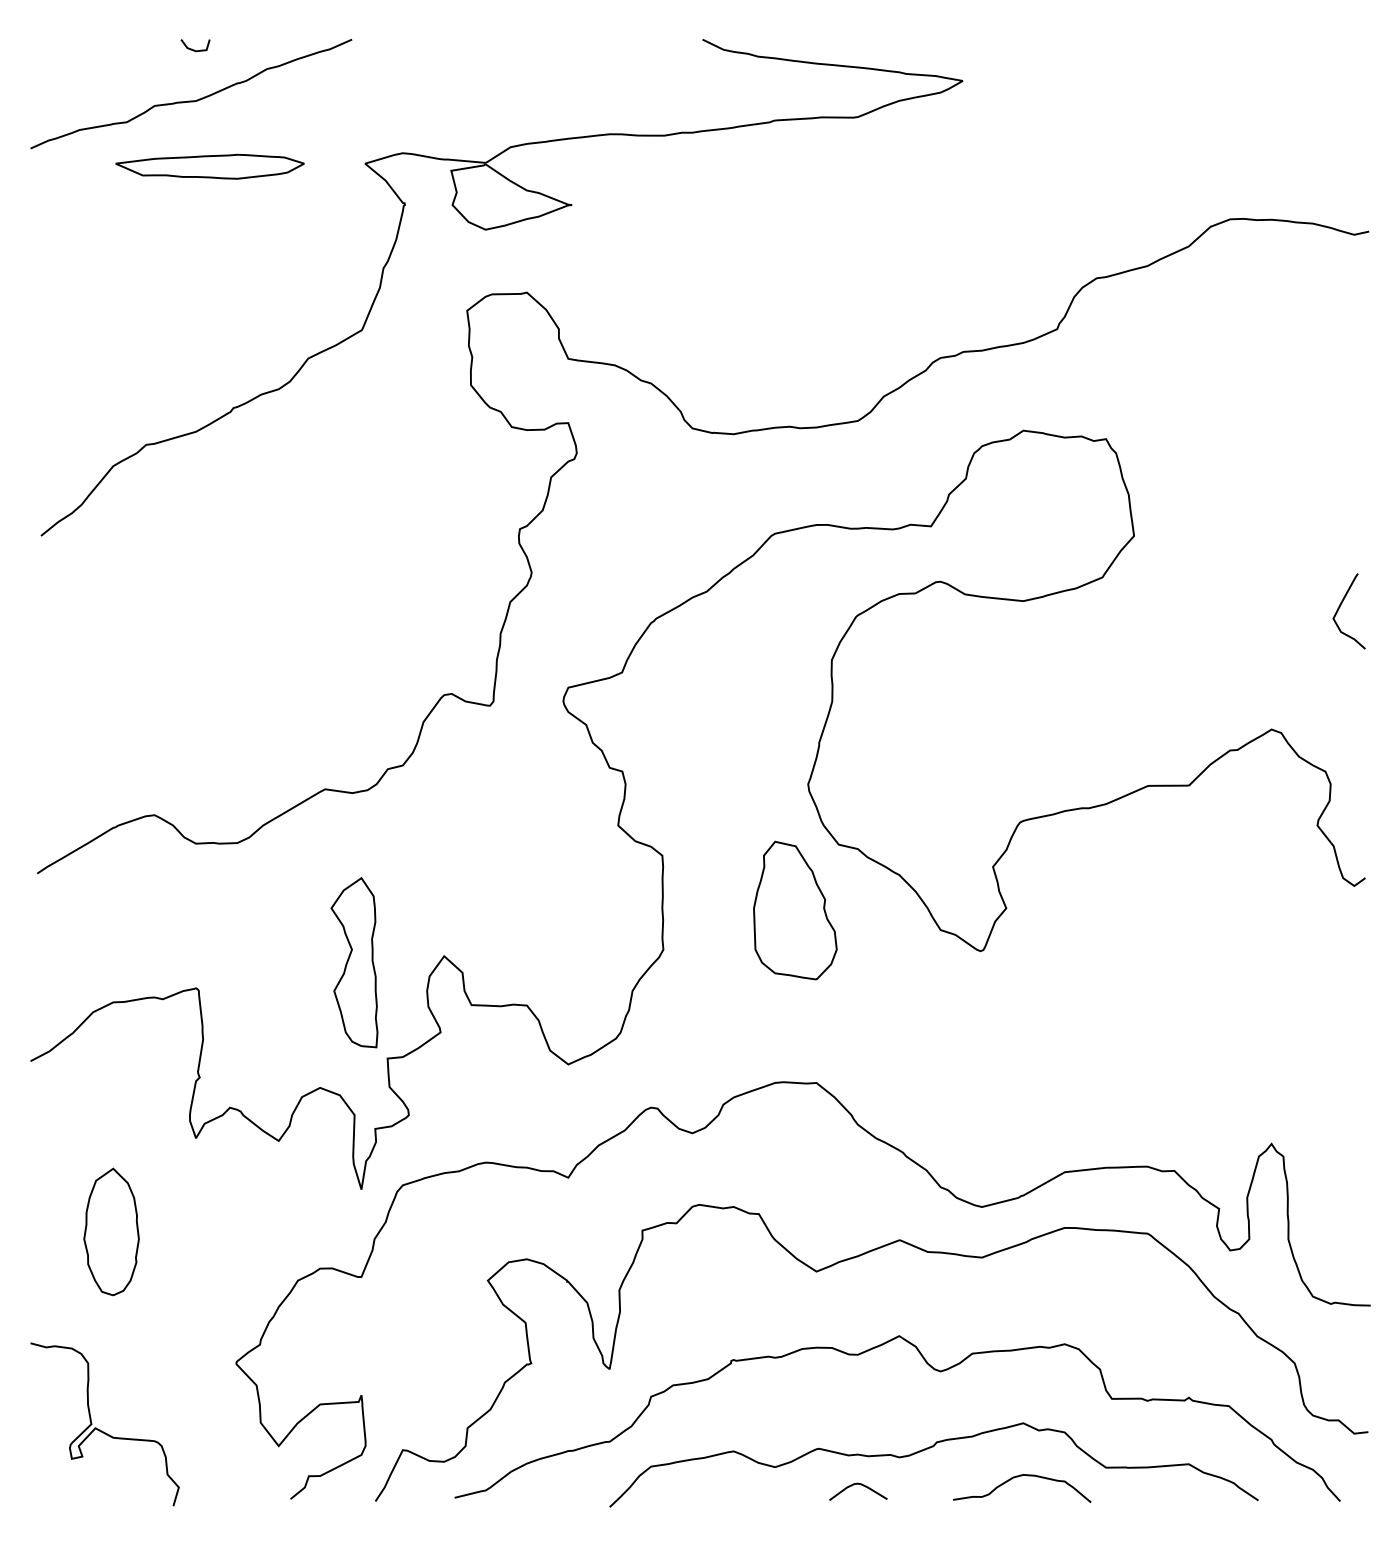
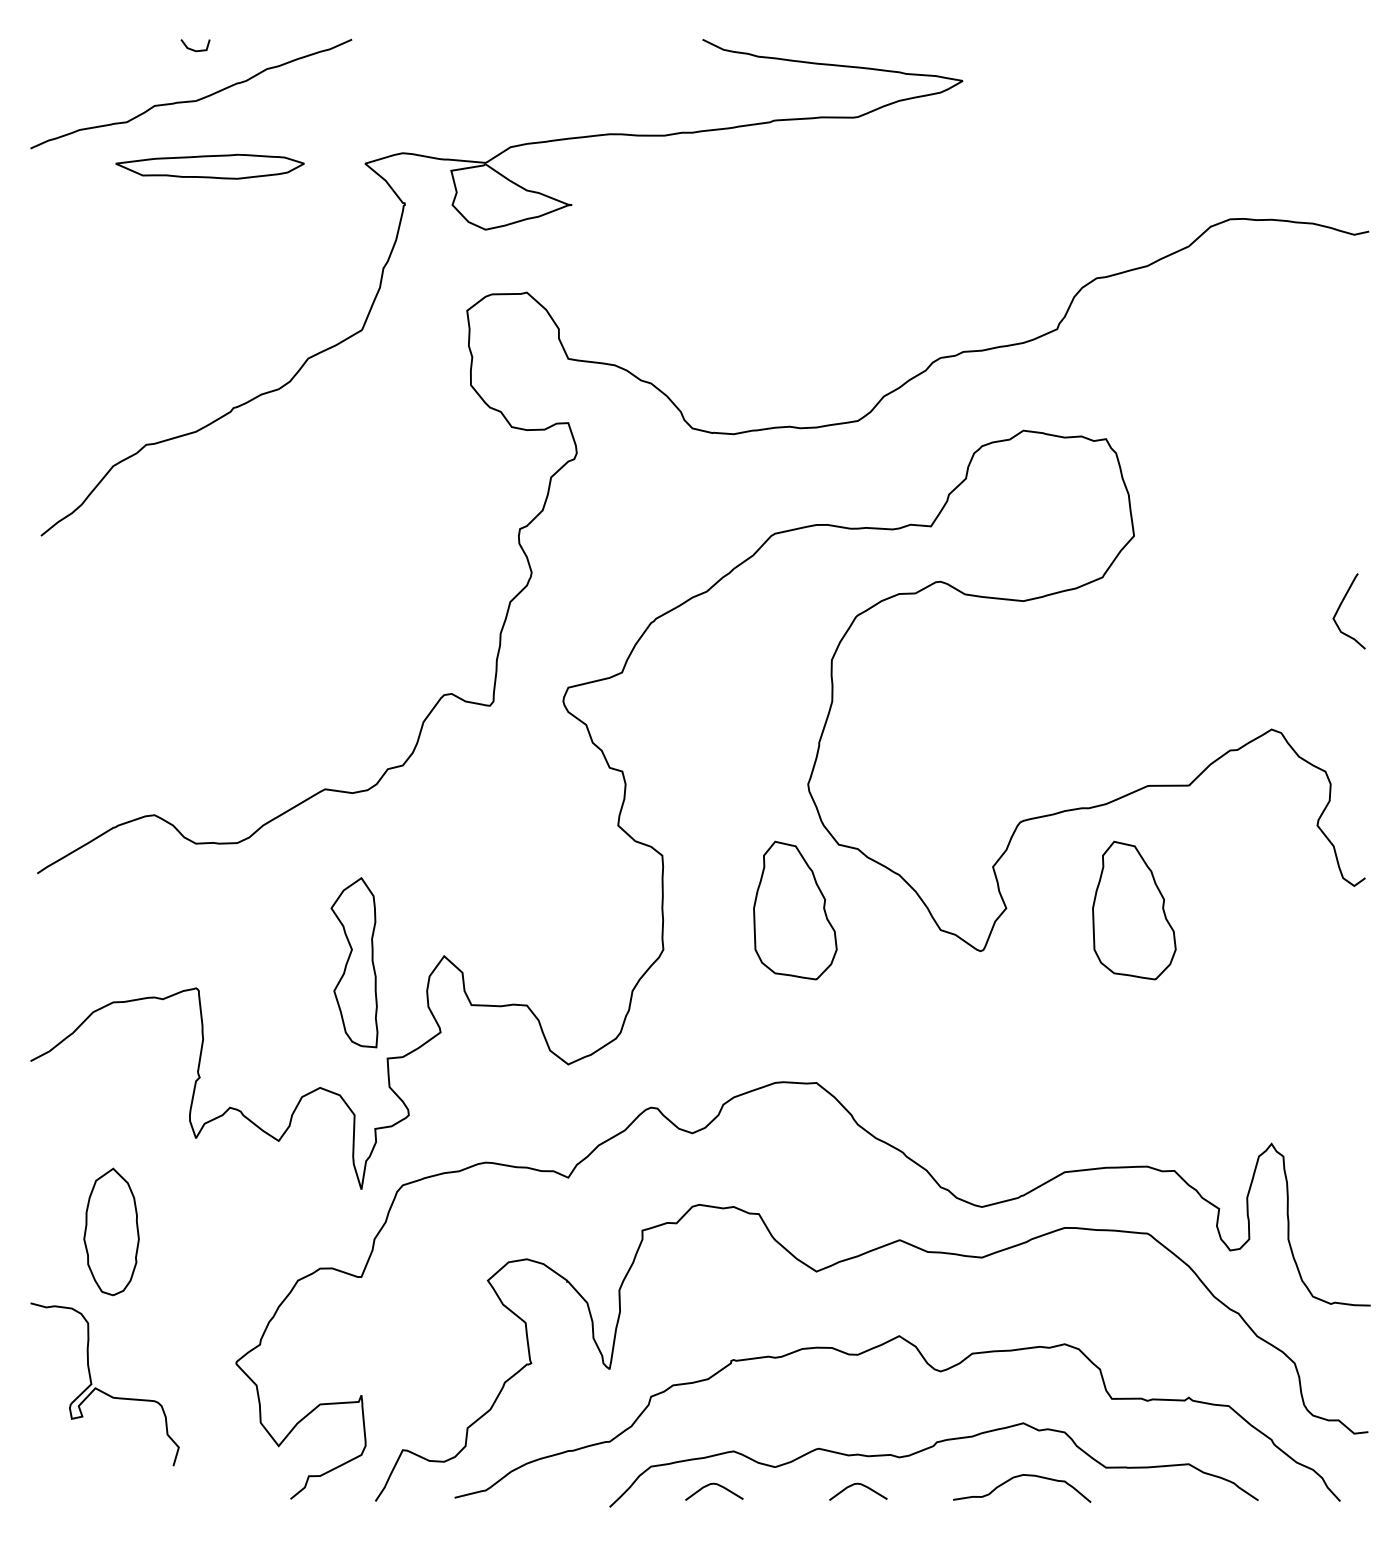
part: none -> present (1134, 910)
curve position: (100, 1429) -> (100, 1389) (100, 1389)
curve: none -> present (717, 1485)
